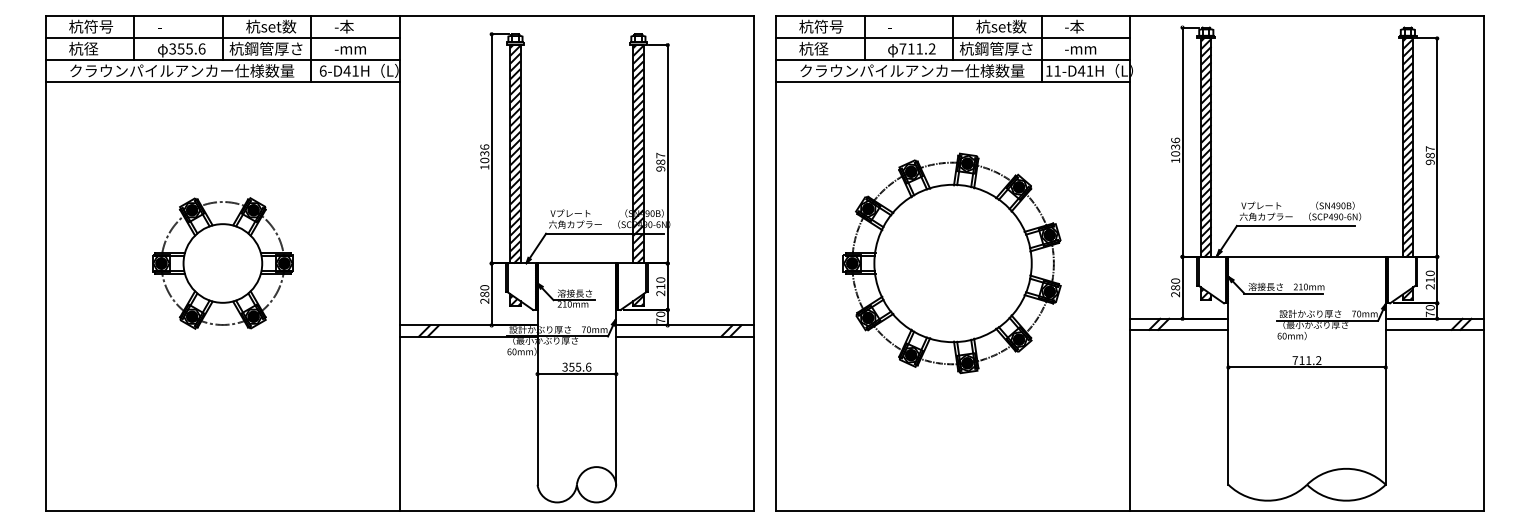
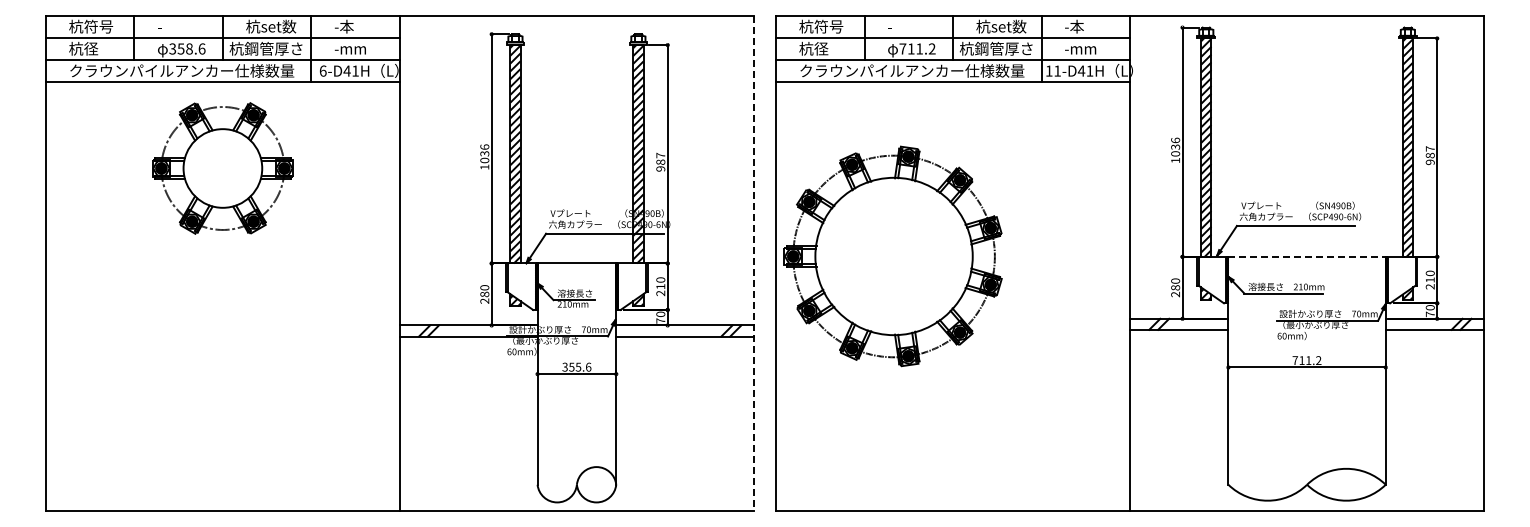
text: 355.6 -> 358.6 (189, 48)
line: solid -> dashed (1307, 256)
part position: (222, 263) -> (222, 168) (222, 168)
line: solid -> dashed (753, 263)
part position: (951, 263) -> (892, 256) (892, 256)
